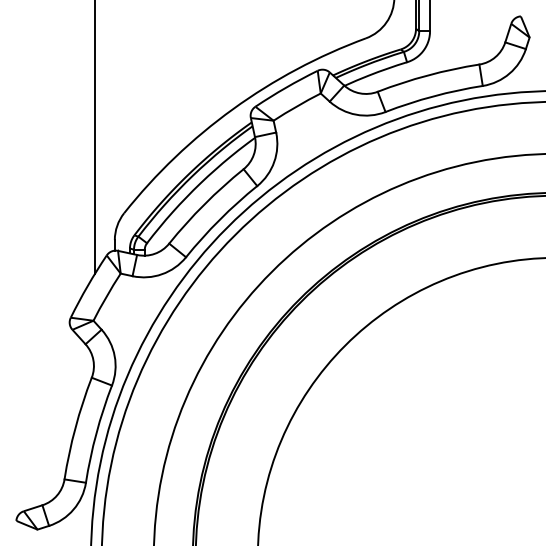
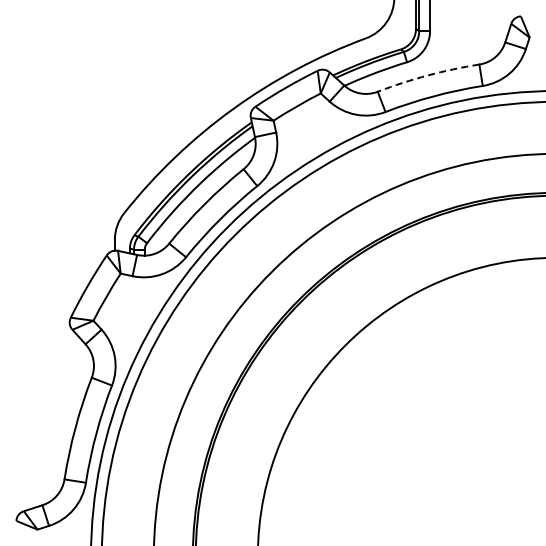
arc: solid -> dashed (427, 75)
line: present -> none (94, 137)
